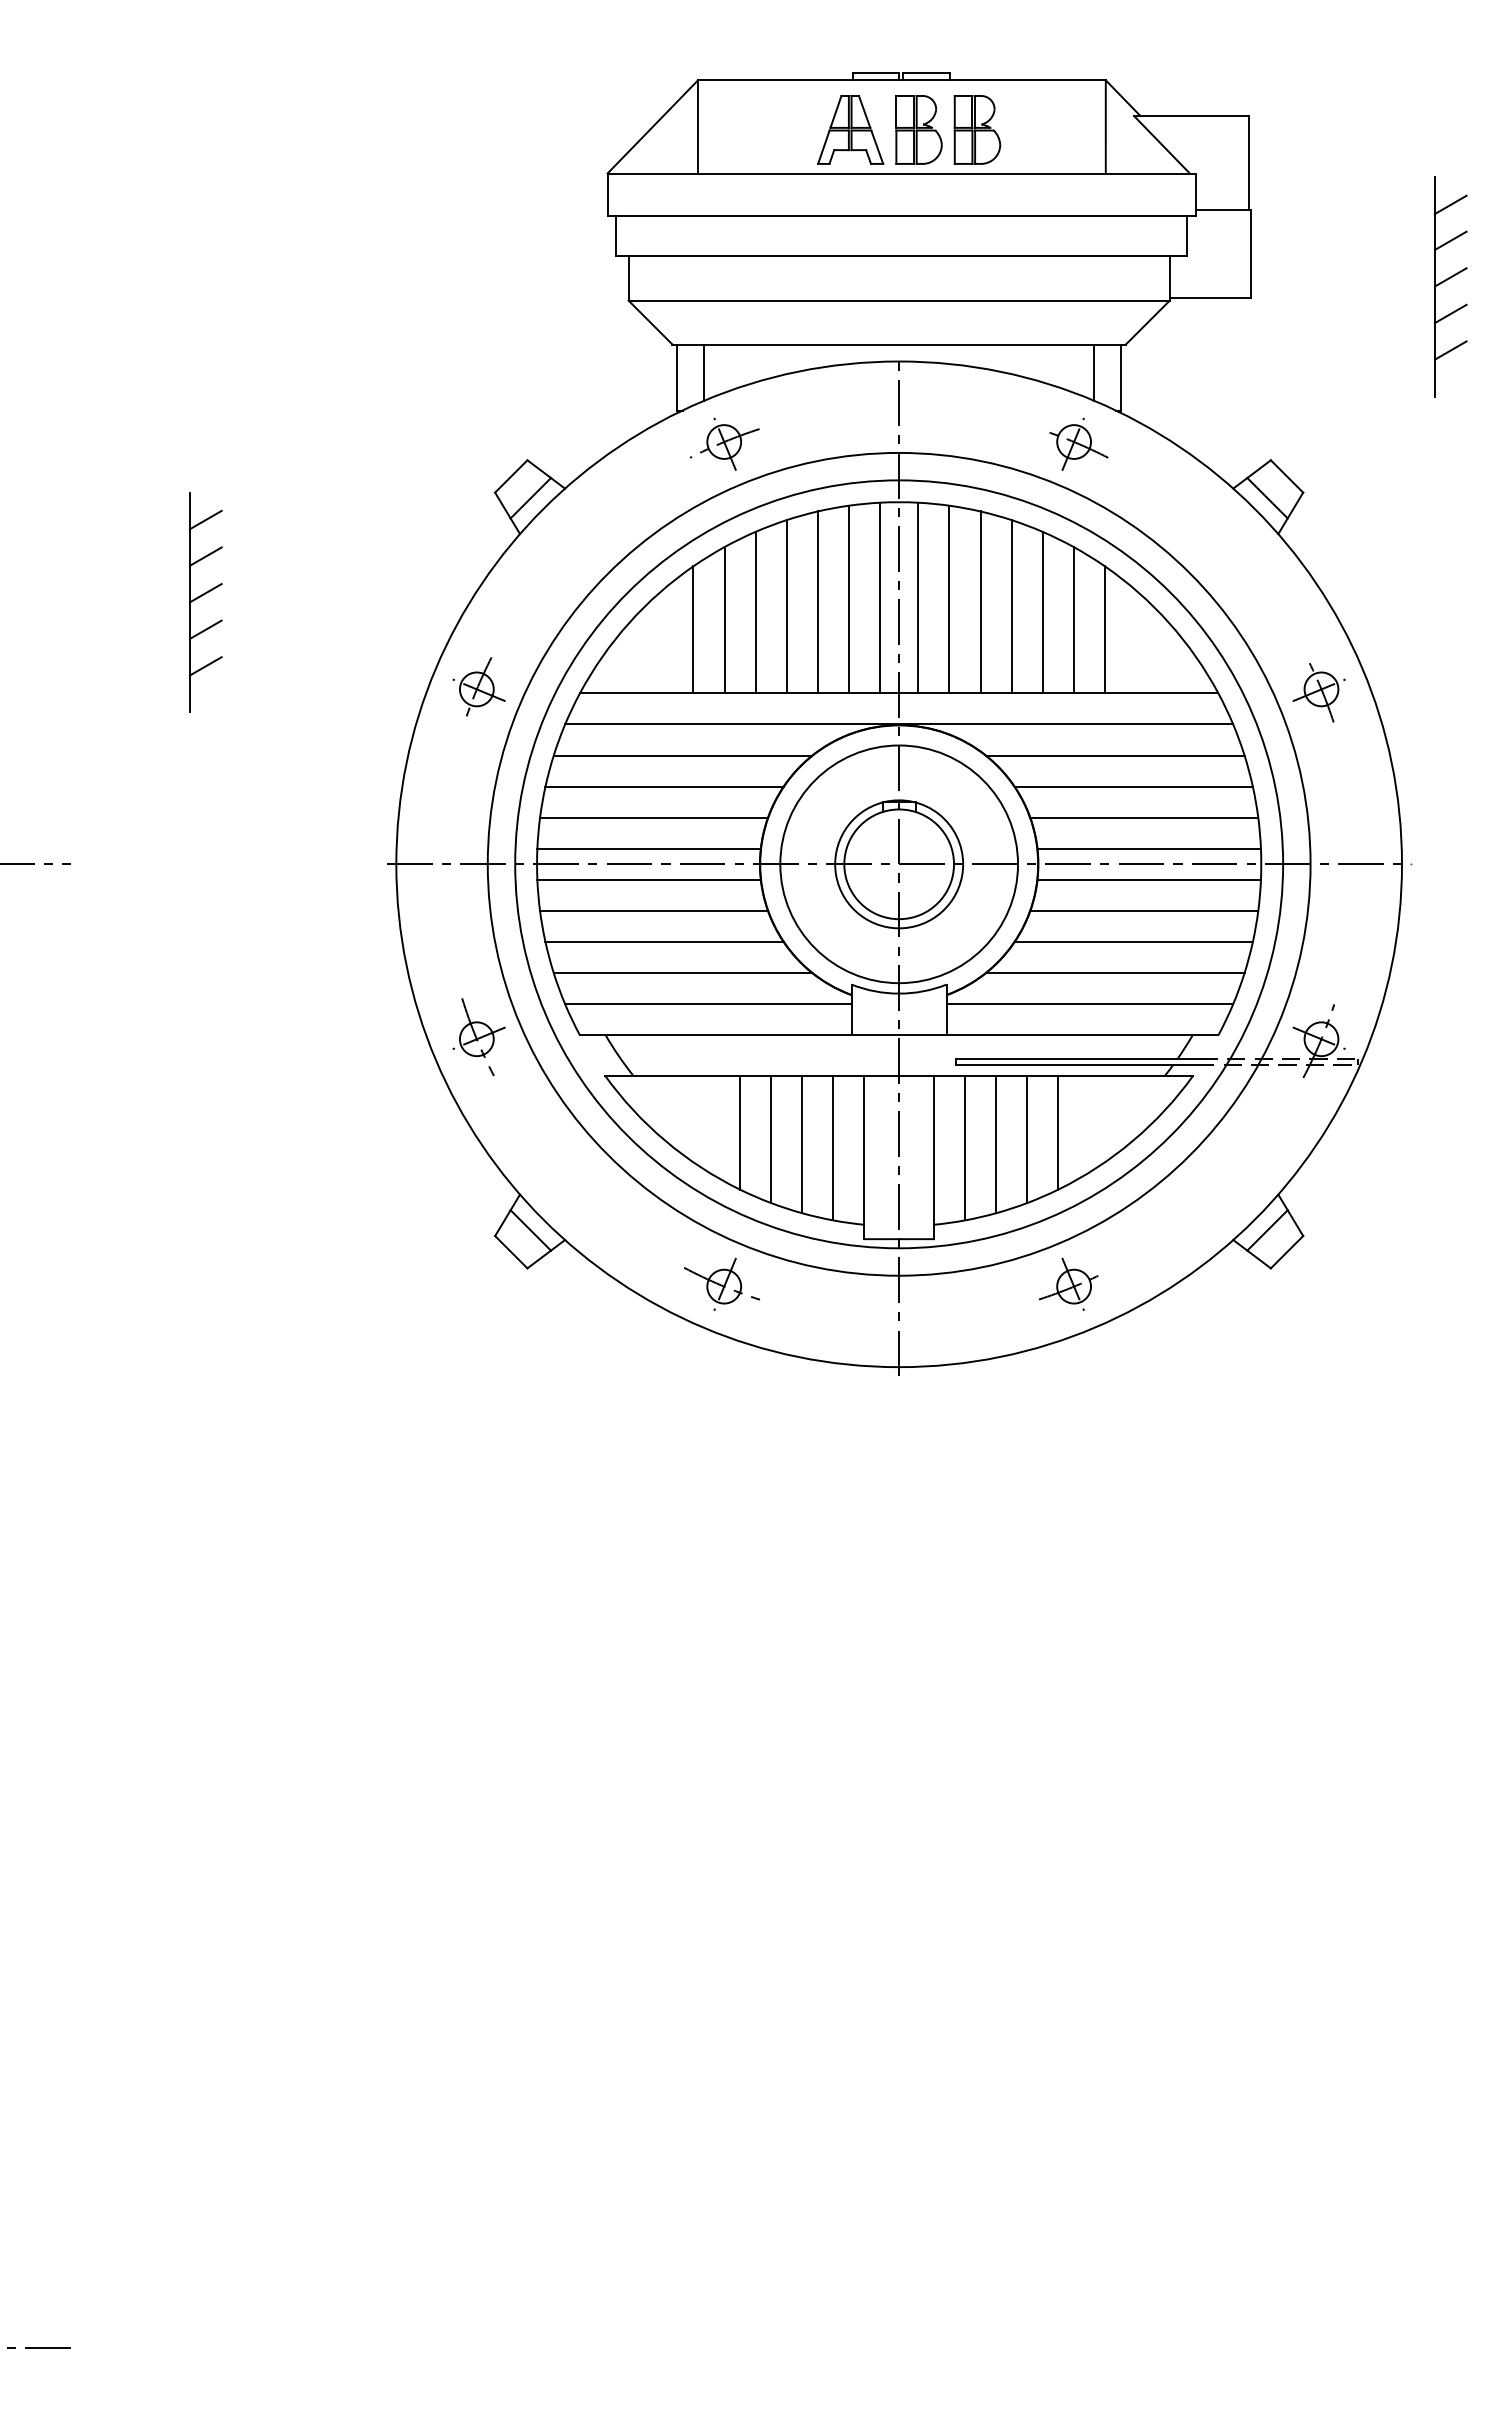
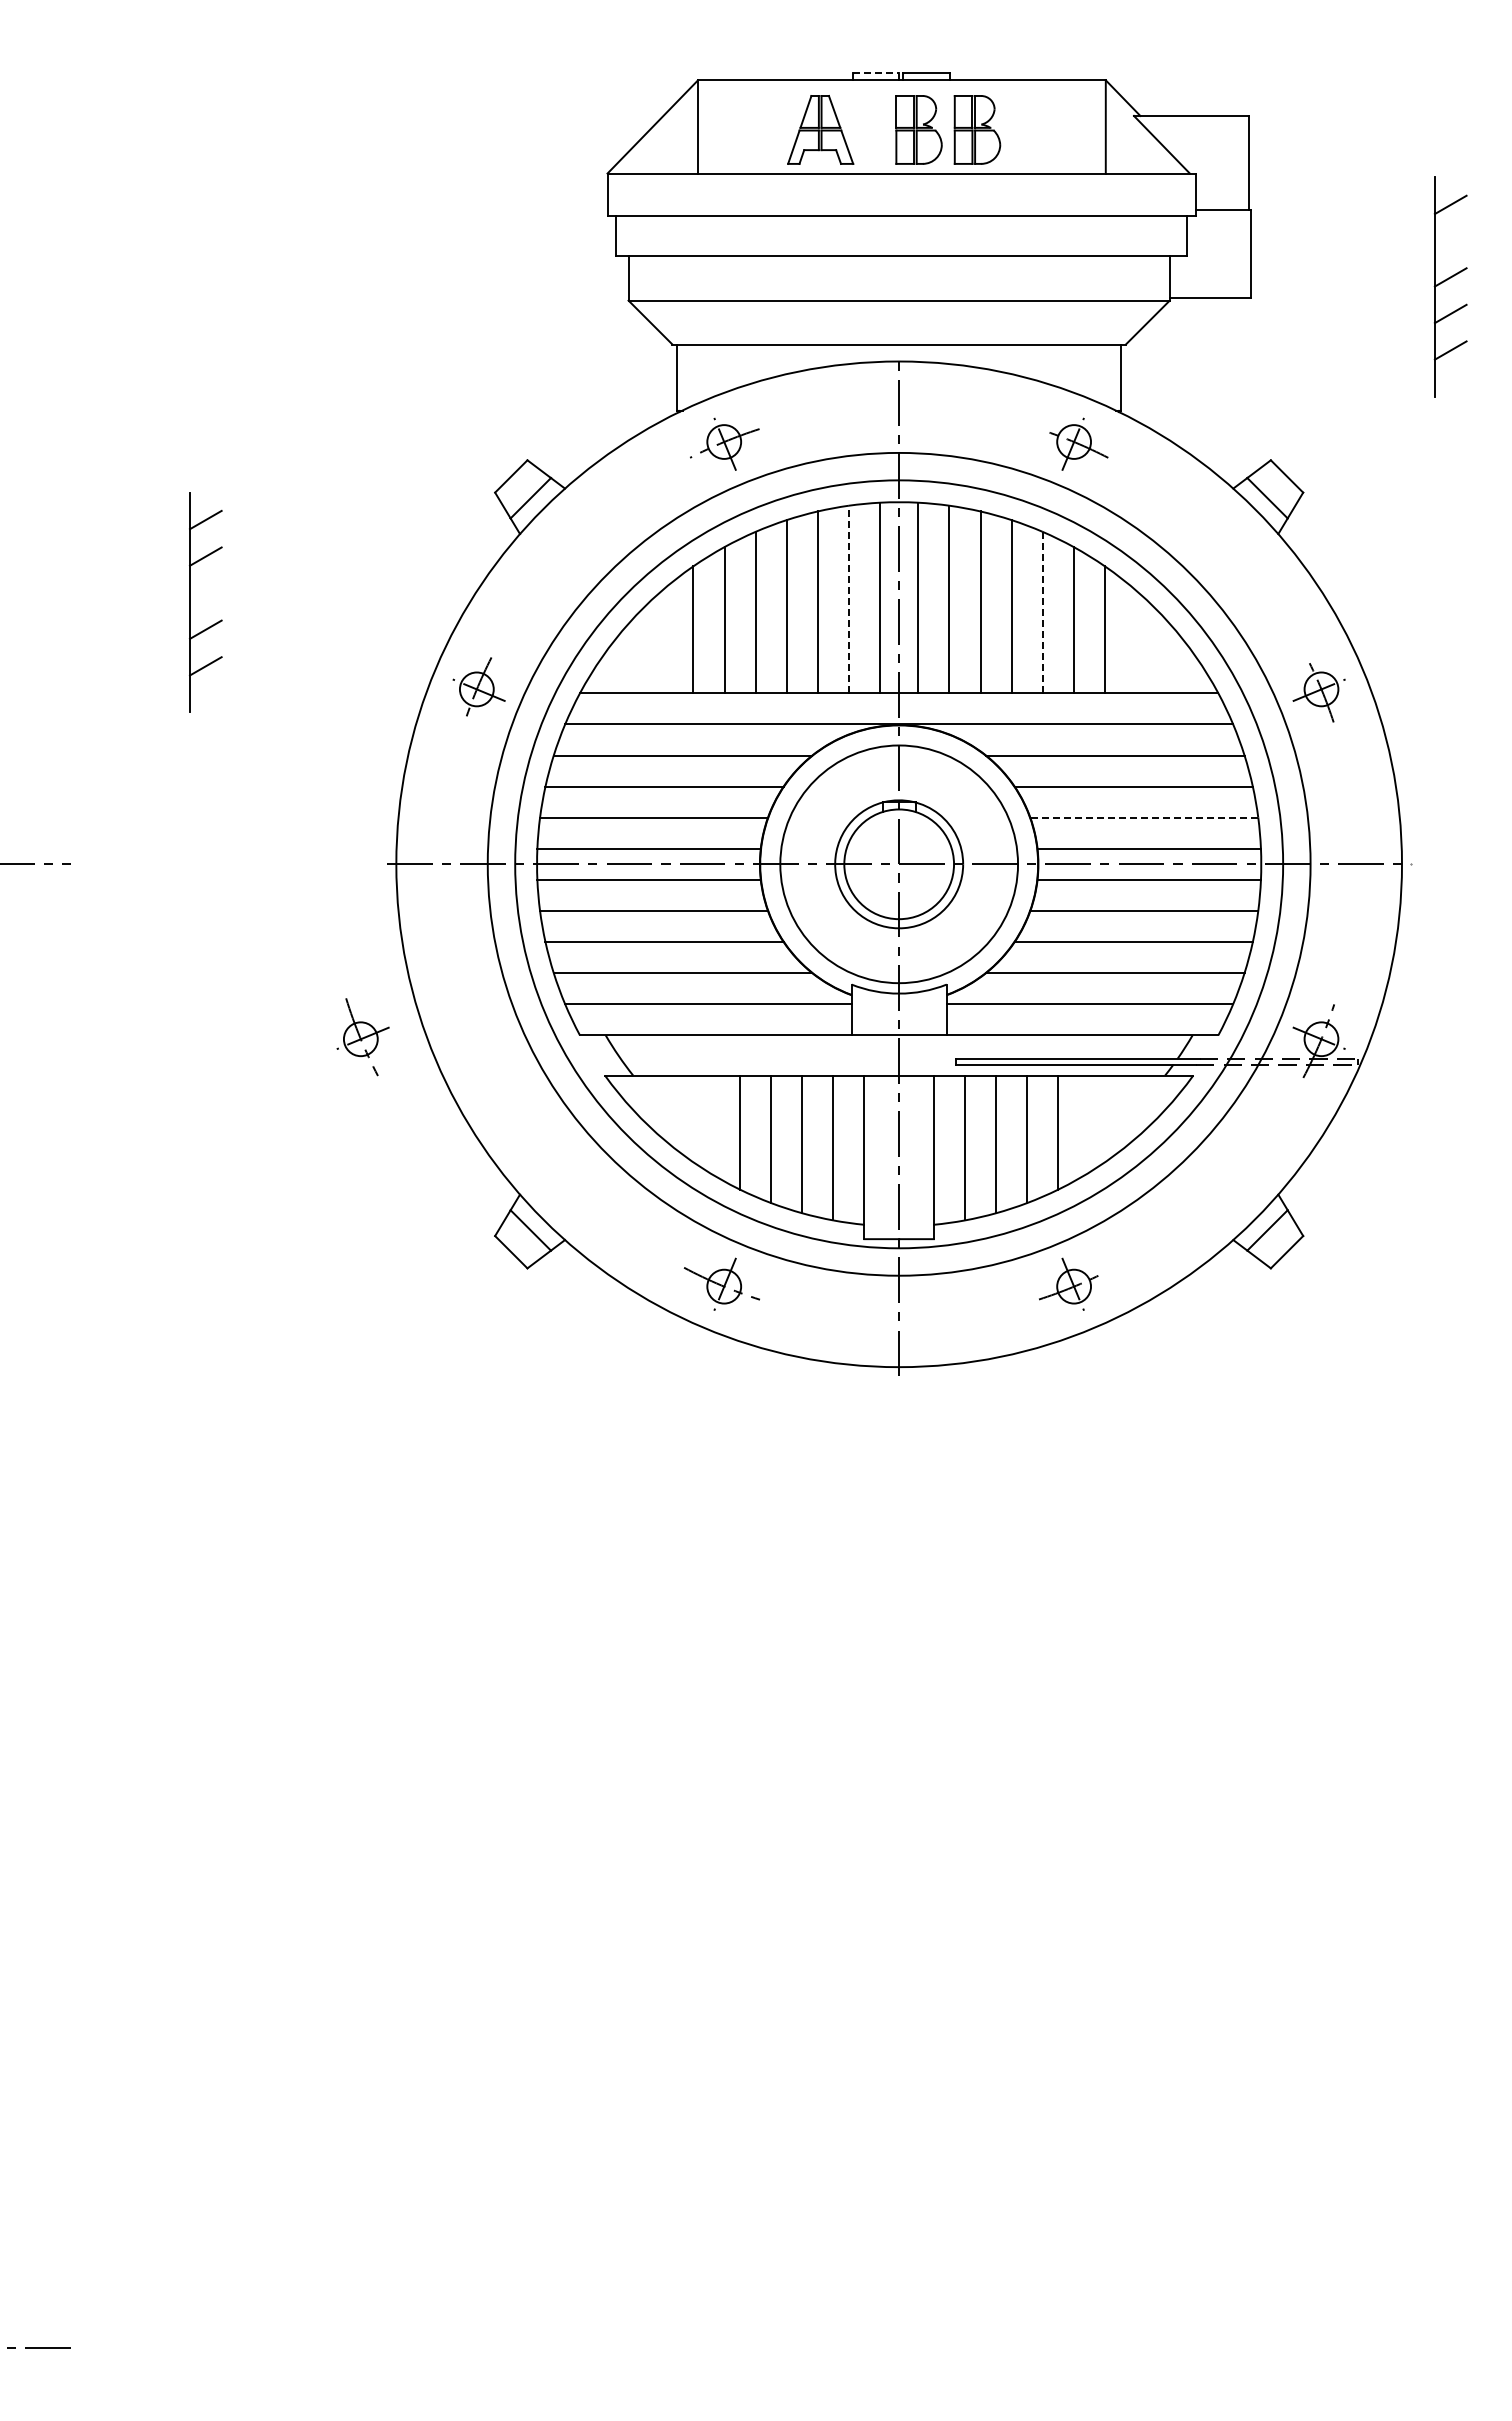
line: solid -> dashed (876, 72)
part position: (850, 129) -> (820, 129) (820, 129)
line: present -> none (1450, 240)
line: present -> none (704, 372)
line: present -> none (1093, 372)
line: present -> none (205, 593)
line: solid -> dashed (848, 599)
line: solid -> dashed (1042, 612)
line: solid -> dashed (1144, 817)
part position: (478, 1037) -> (362, 1037) (362, 1037)
